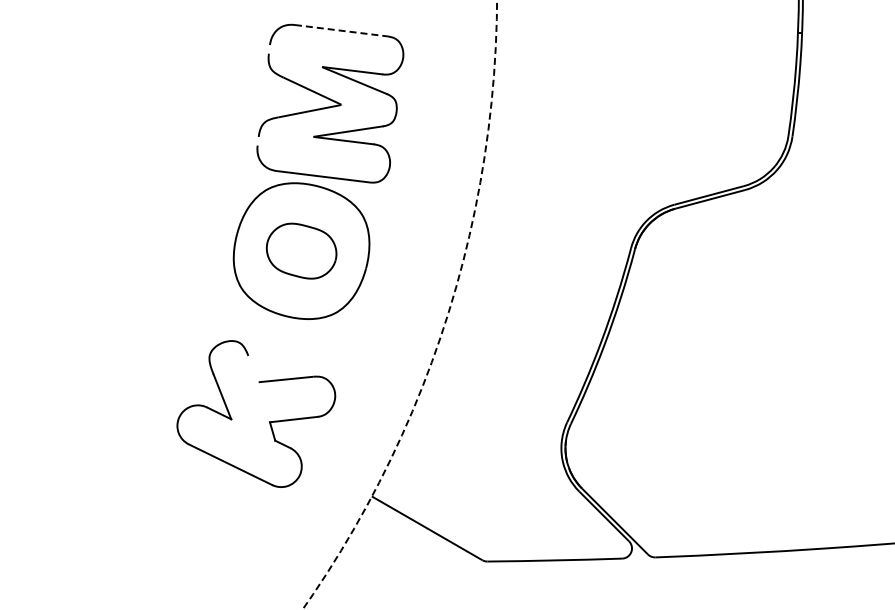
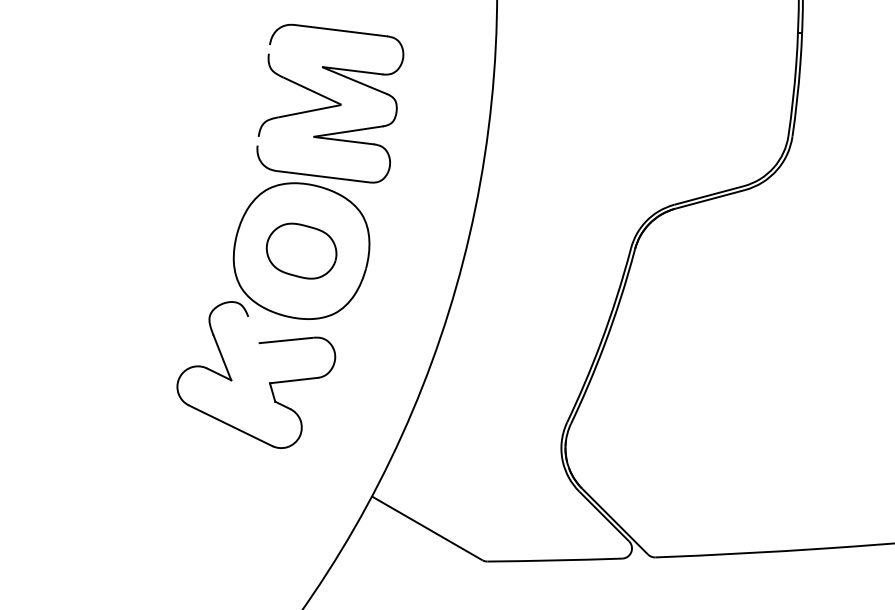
line: dashed -> solid (341, 30)
circle: dashed -> solid (399, 304)
part position: (269, 421) -> (269, 382) (269, 382)
